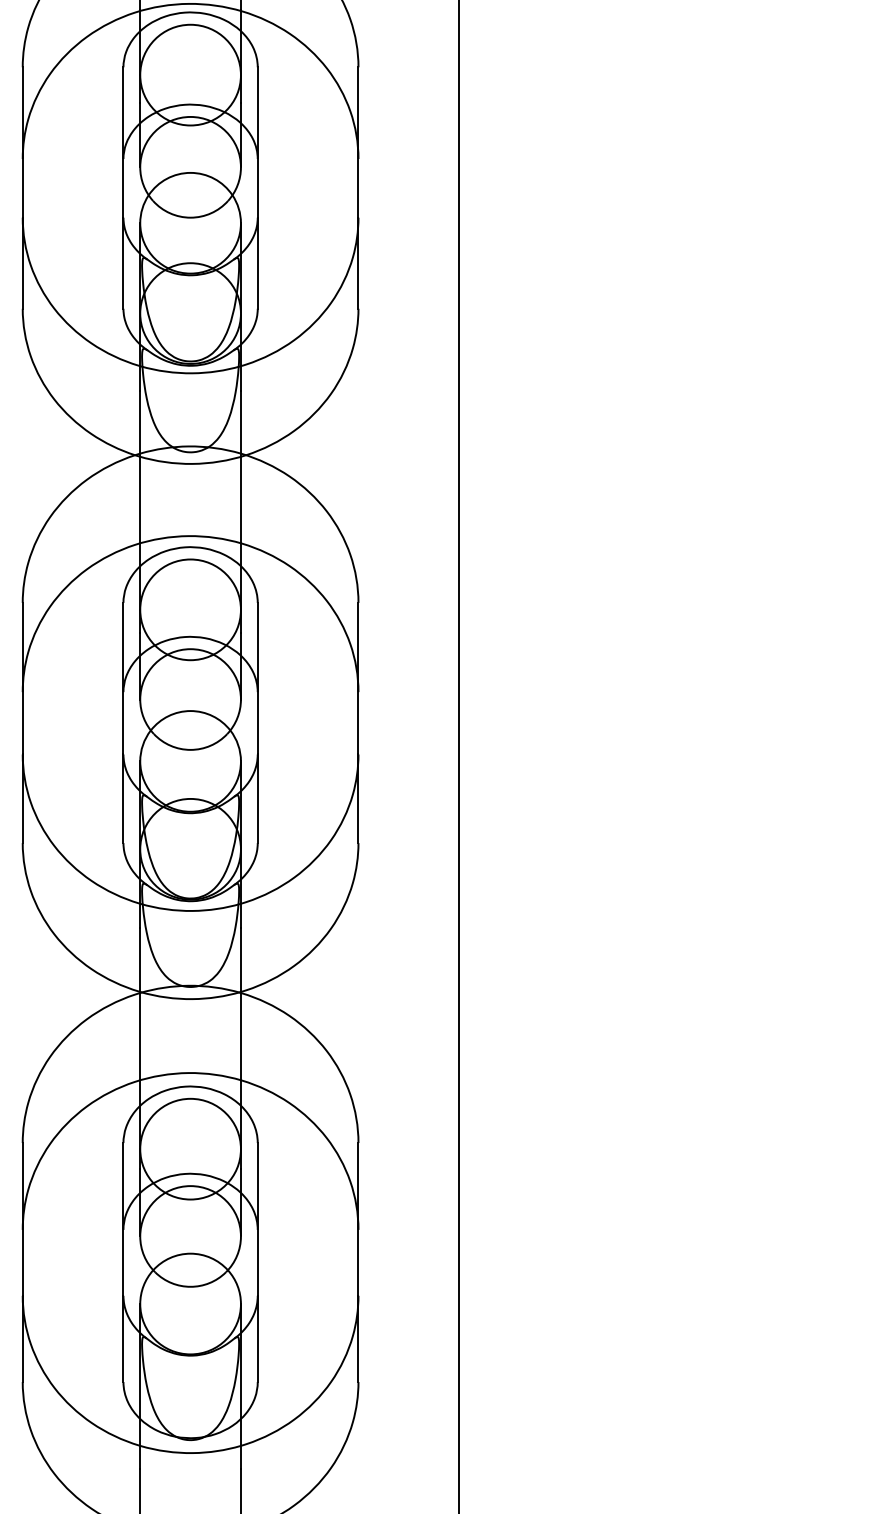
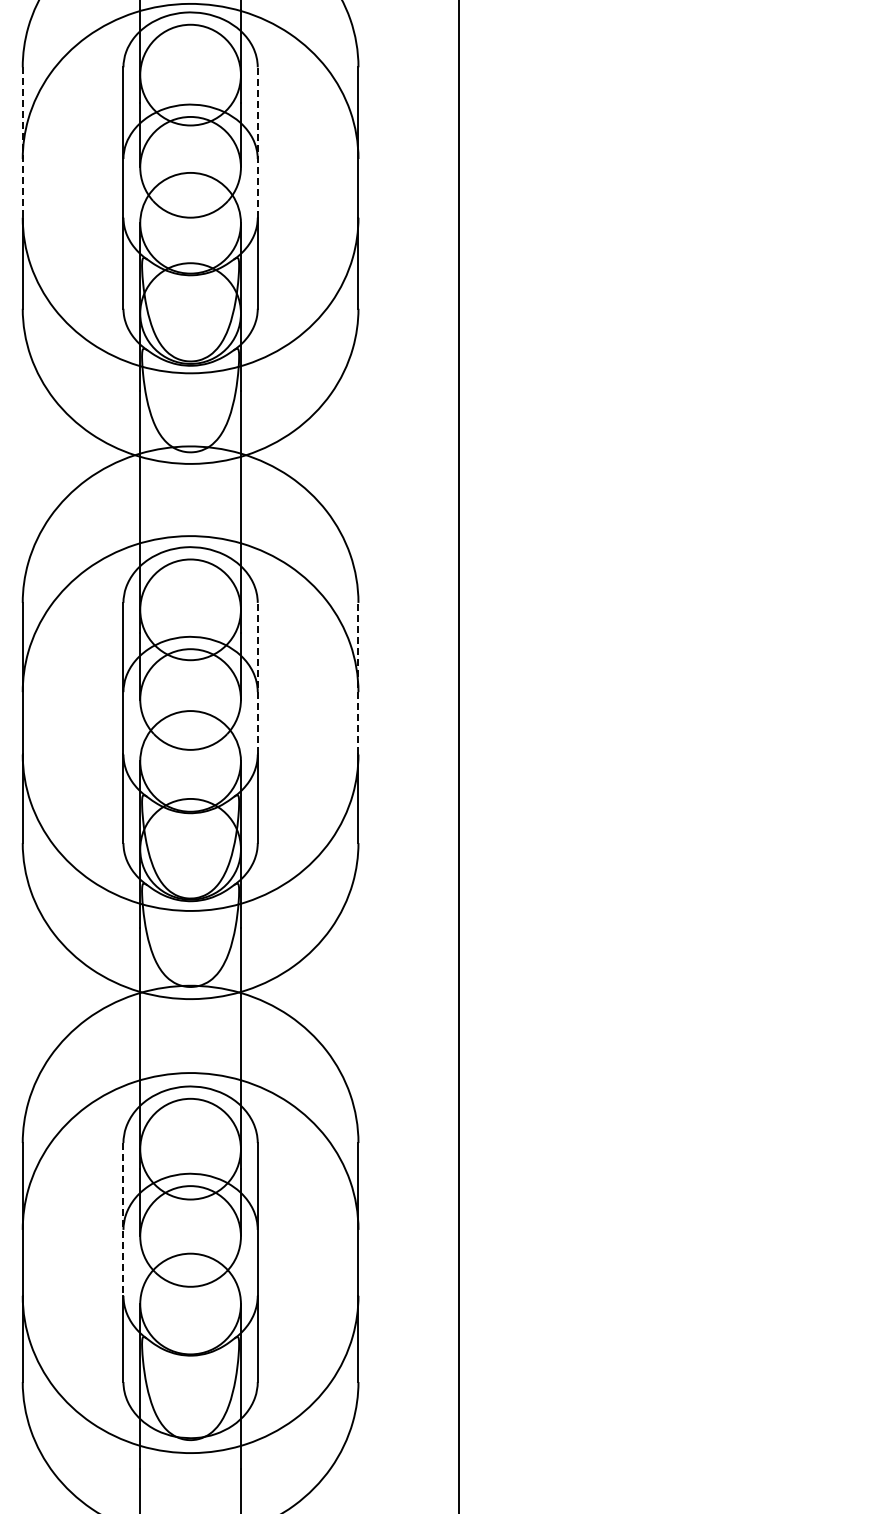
line: solid -> dashed (257, 142)
line: solid -> dashed (22, 143)
line: solid -> dashed (257, 678)
line: solid -> dashed (358, 678)
line: solid -> dashed (123, 1219)
